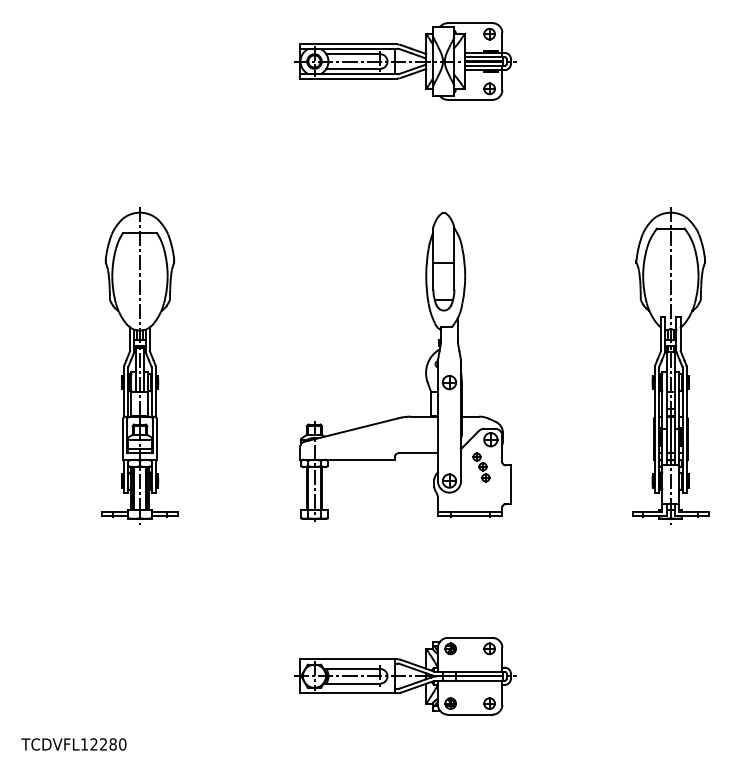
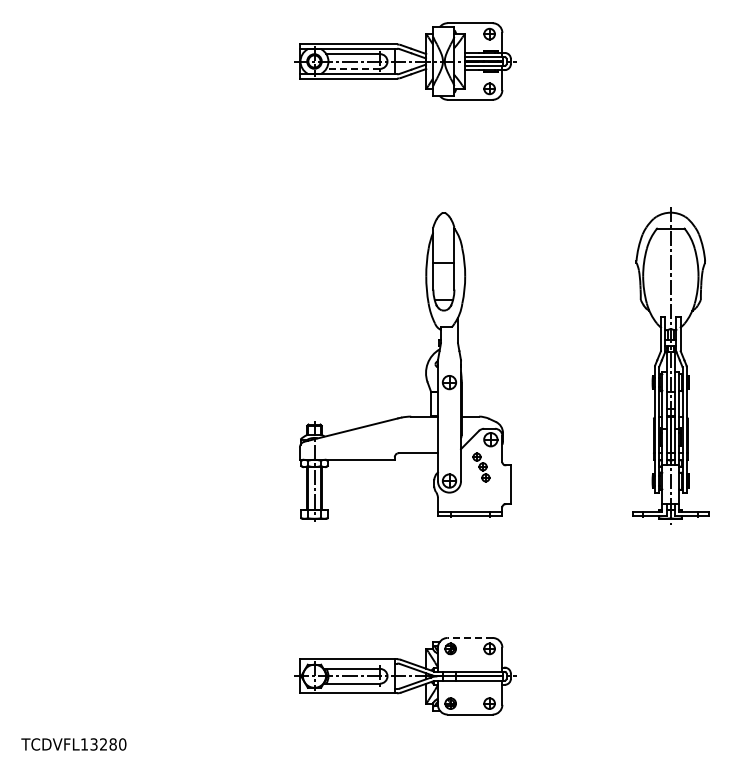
line: solid -> dashed (353, 68)
part: present -> none (139, 365)
line: solid -> dashed (469, 637)
text: TCDVFL12280 -> TCDVFL13280 (93, 744)
